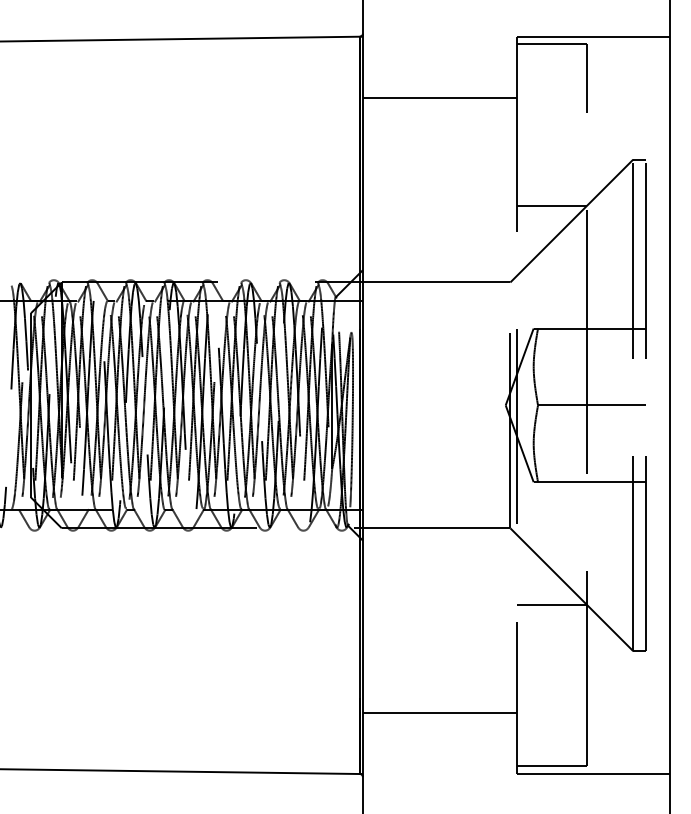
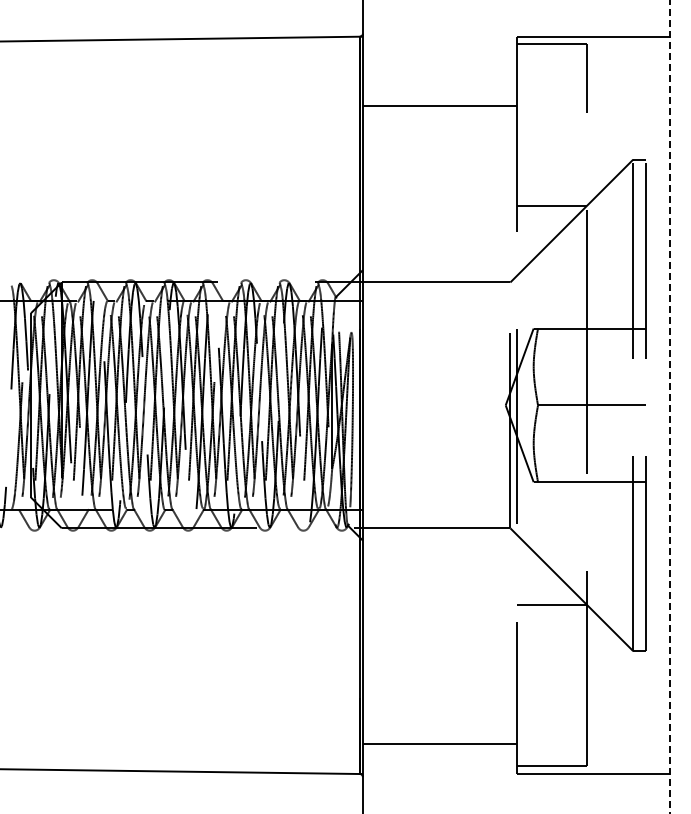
line position: (439, 98) -> (439, 106) (439, 106)
line: solid -> dashed (670, 406)
line position: (439, 712) -> (439, 743) (439, 743)
